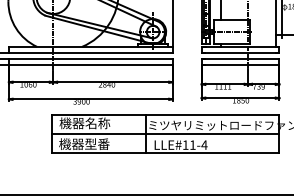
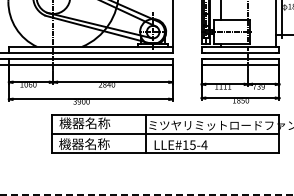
text: 機器型番 -> 機器名称 (97, 143)
text: LLE#11-4 -> LLE#15-4 (192, 144)
line: solid -> dashed (146, 194)
